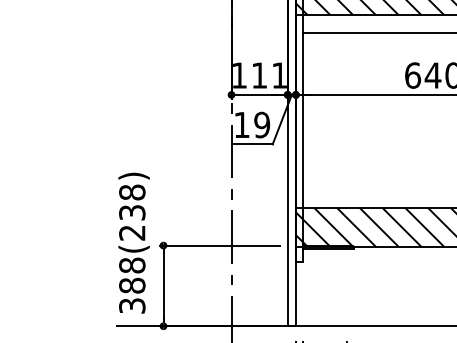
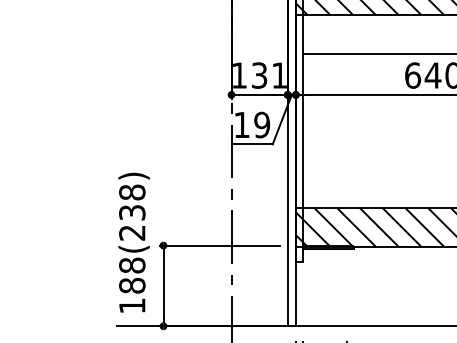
line position: (377, 33) -> (377, 54) (377, 54)
text: 111 -> 131 (259, 75)
text: 388(238) -> 188(238) (132, 305)
